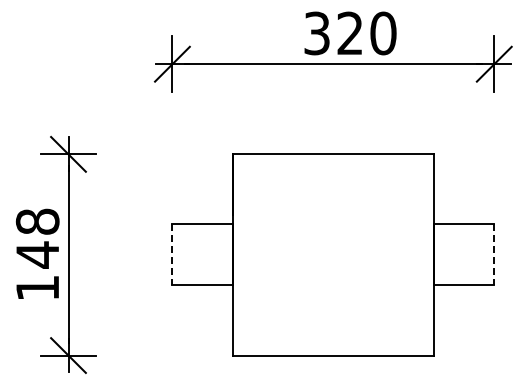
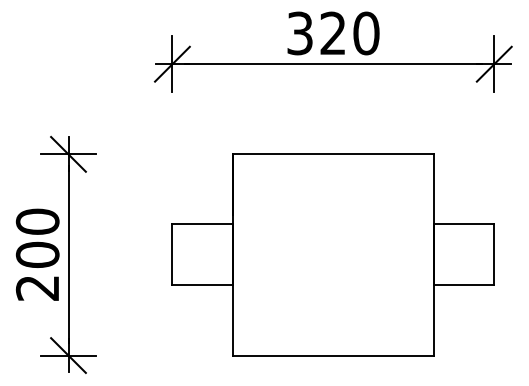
text position: (350, 33) -> (333, 33) (333, 33)
text: 148 -> 200 (37, 254)
line: dashed -> solid (172, 255)
line: dashed -> solid (494, 255)
